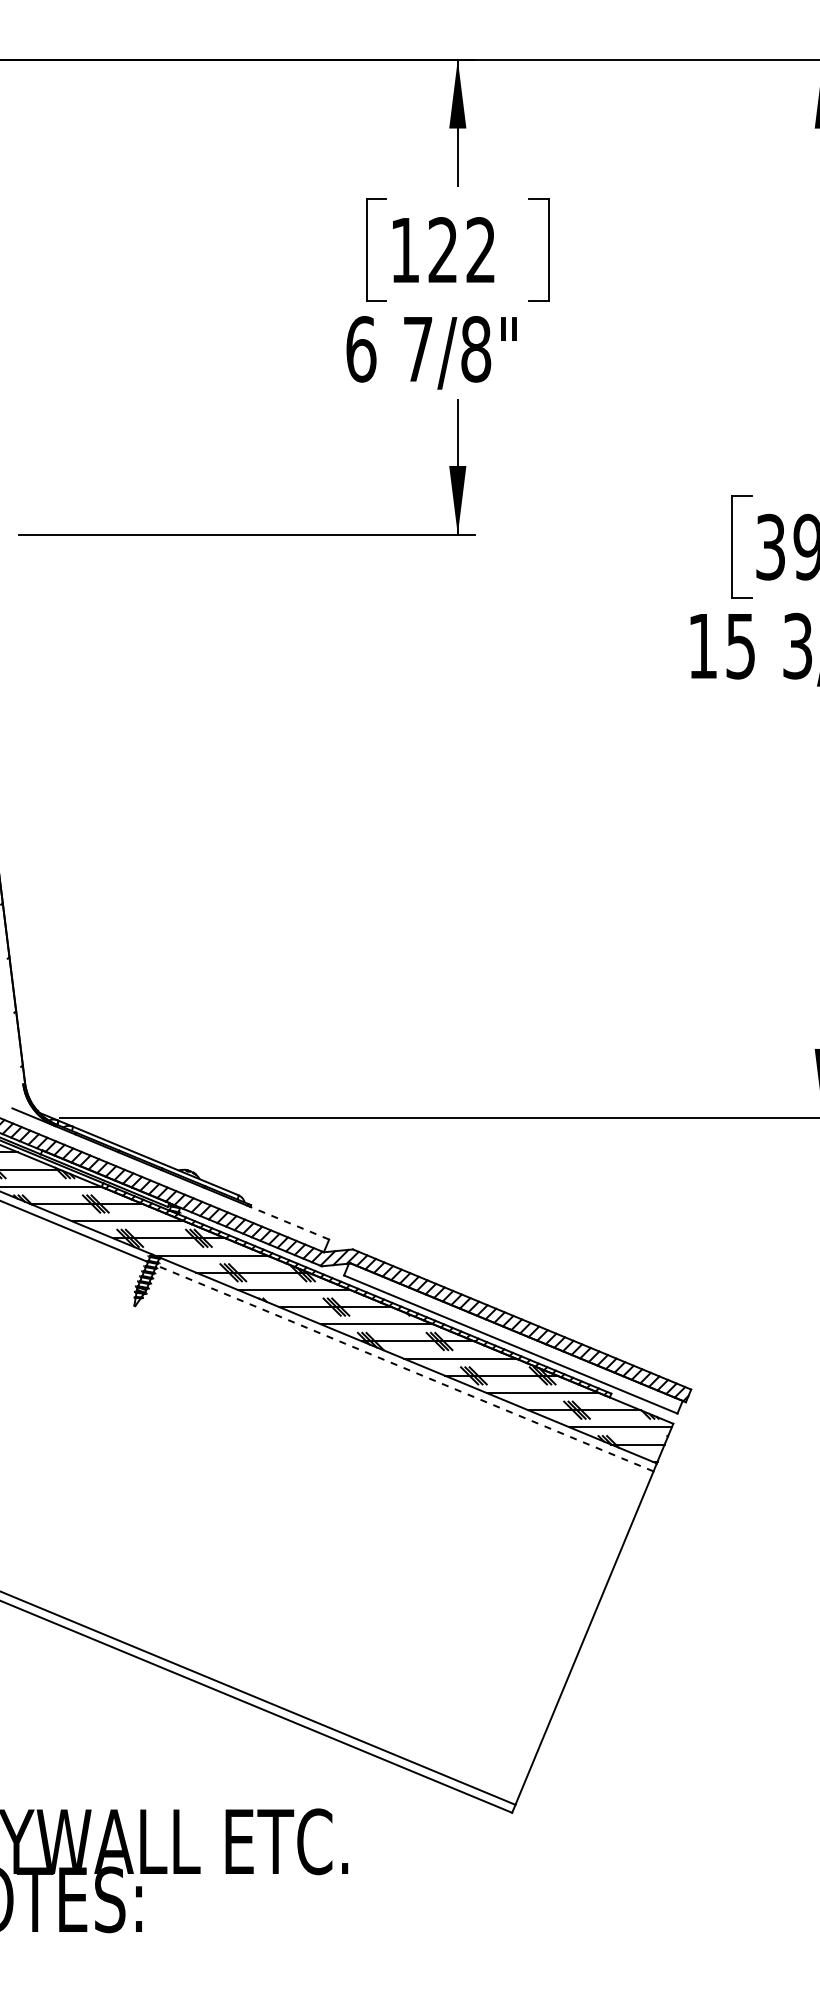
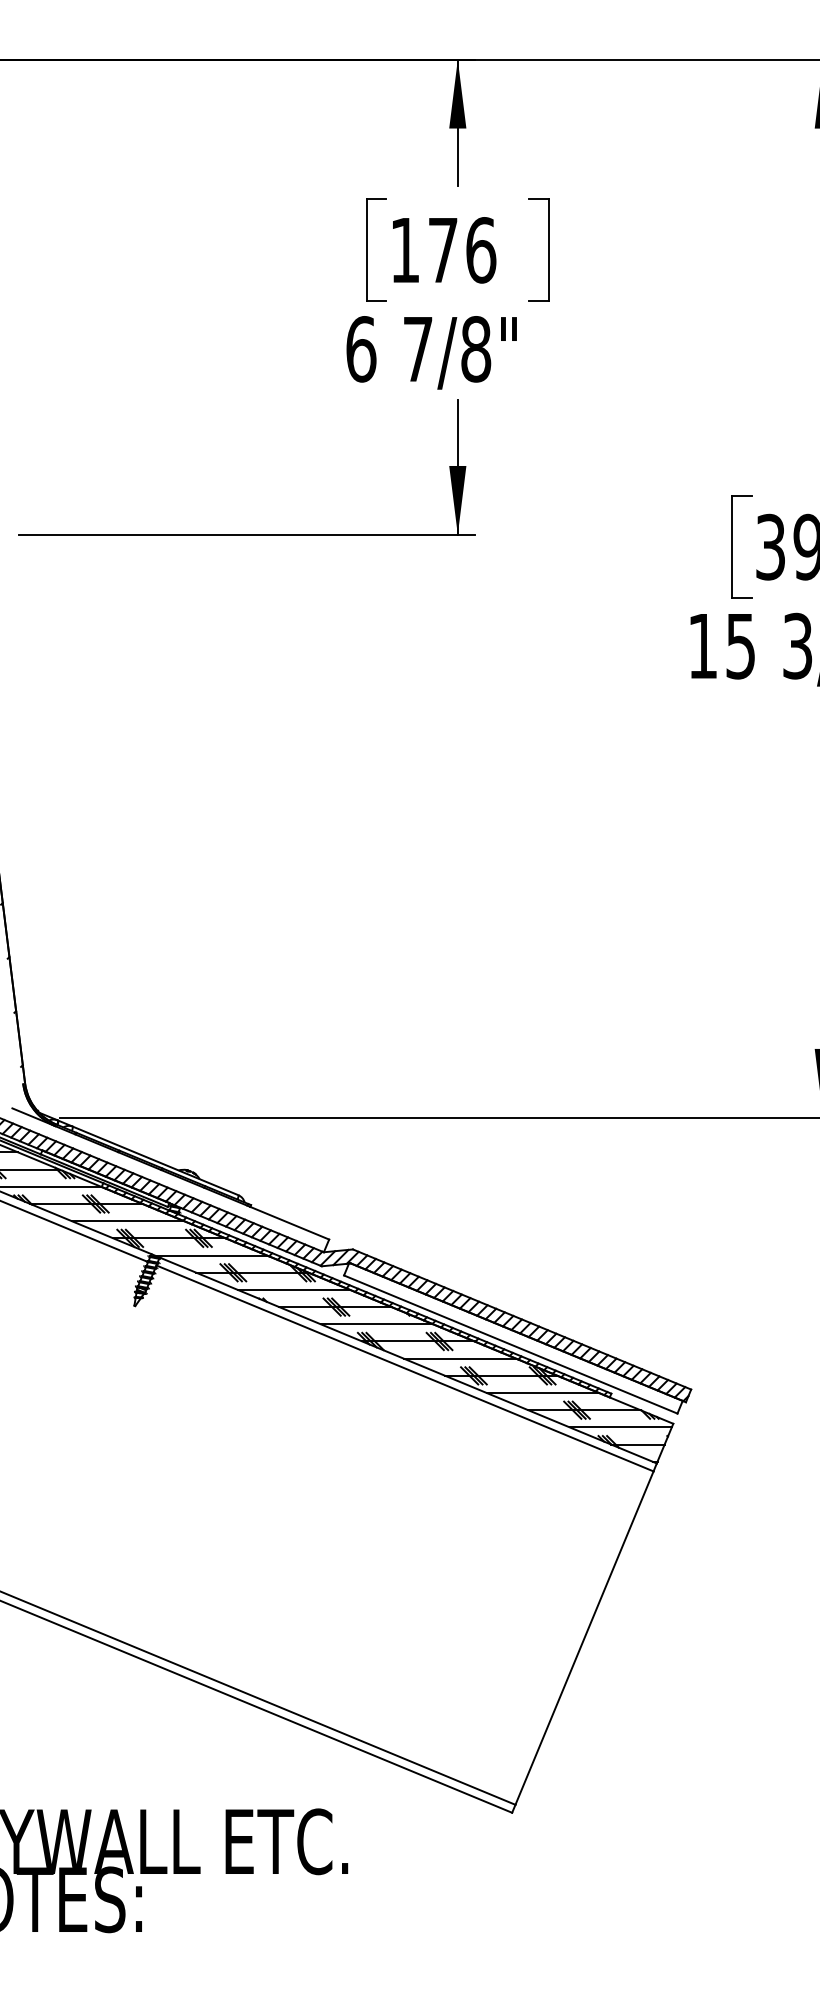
text: 122 -> 176 (462, 250)
line: dashed -> solid (289, 1223)
line: dashed -> solid (404, 1368)
